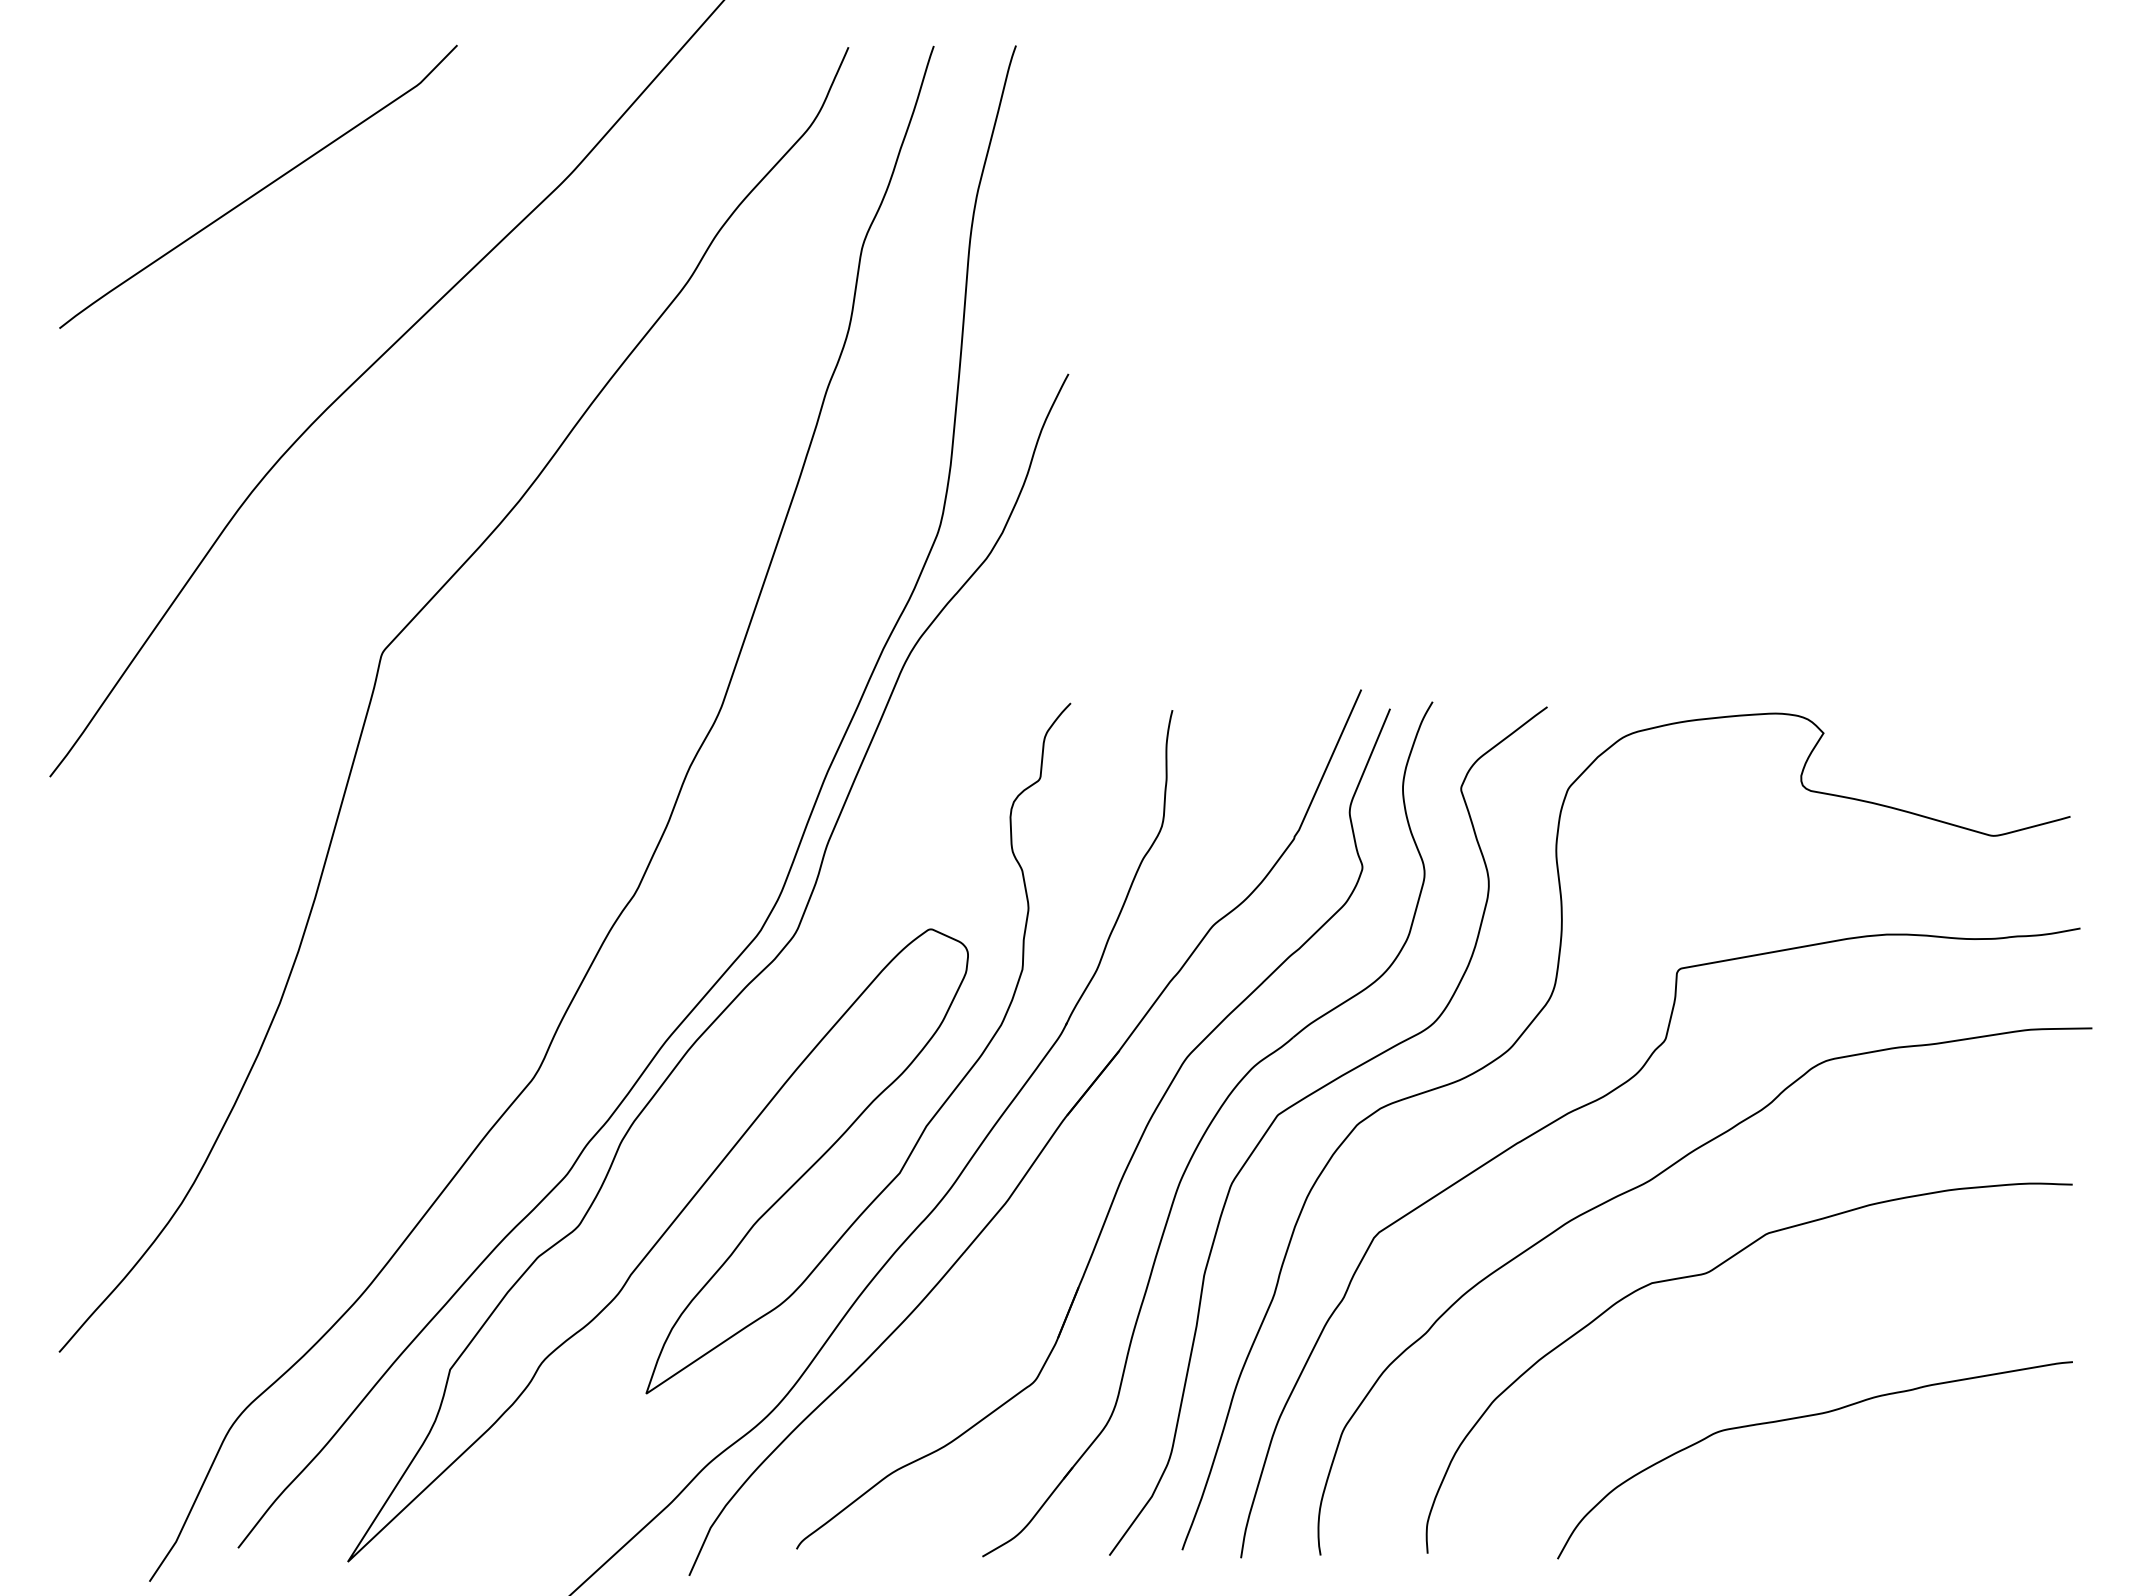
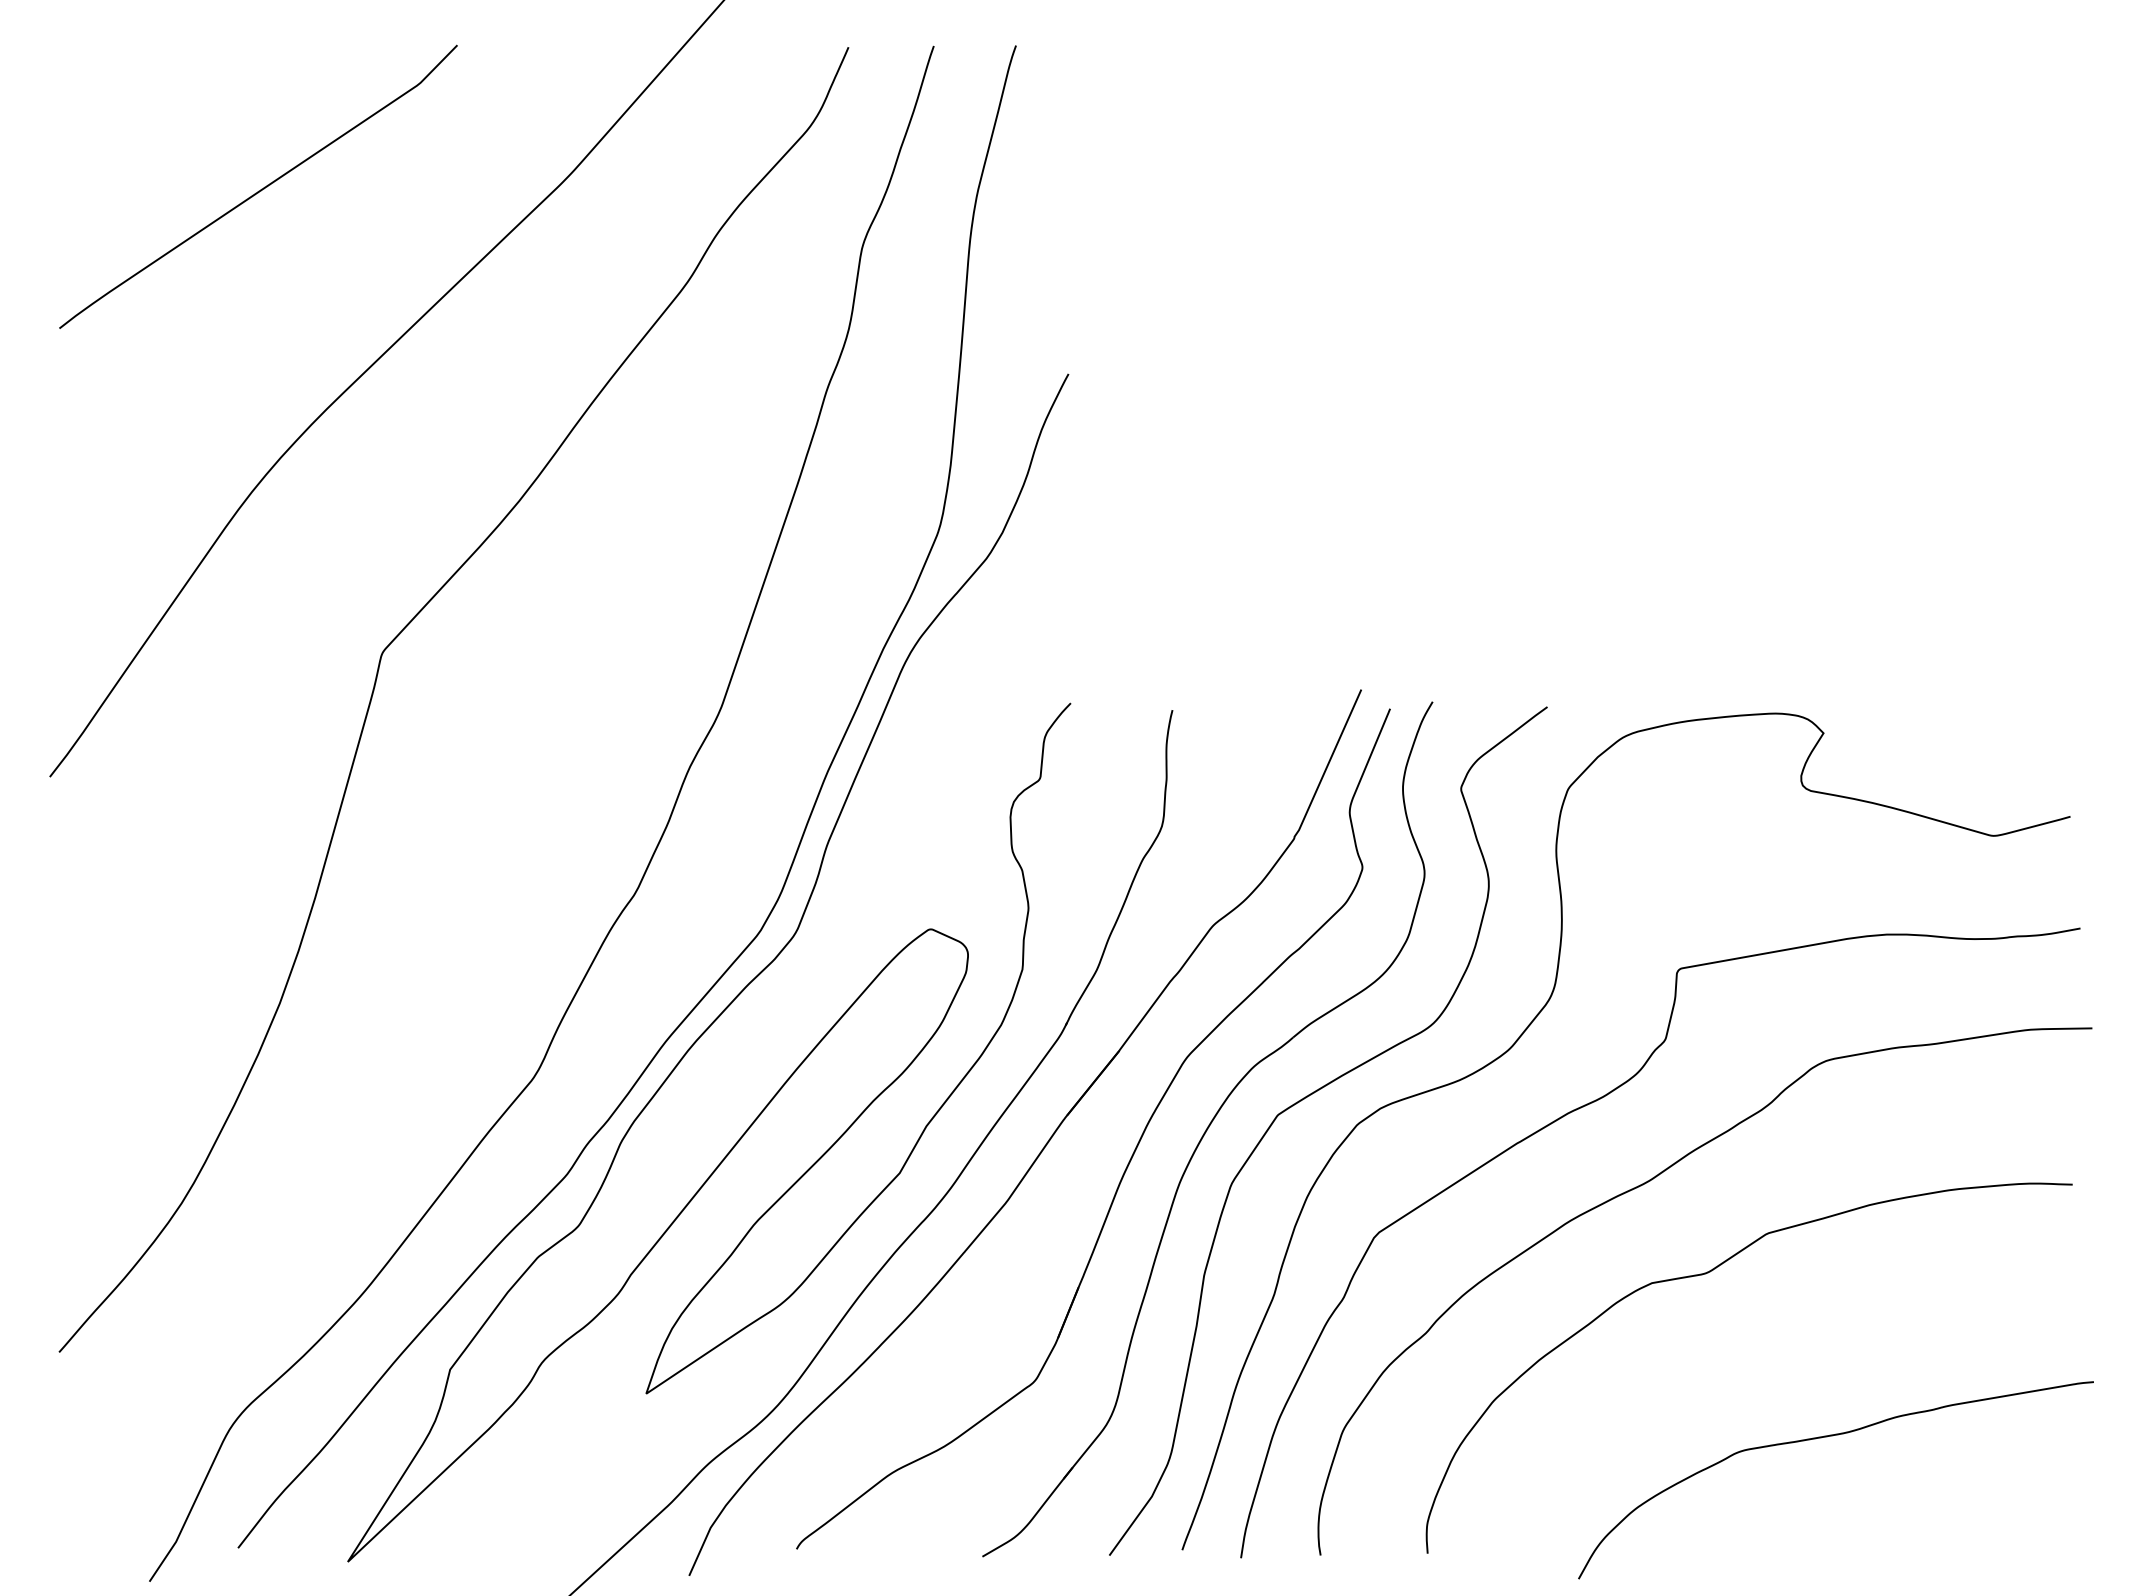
curve position: (1806, 1417) -> (1827, 1437) (1827, 1437)
